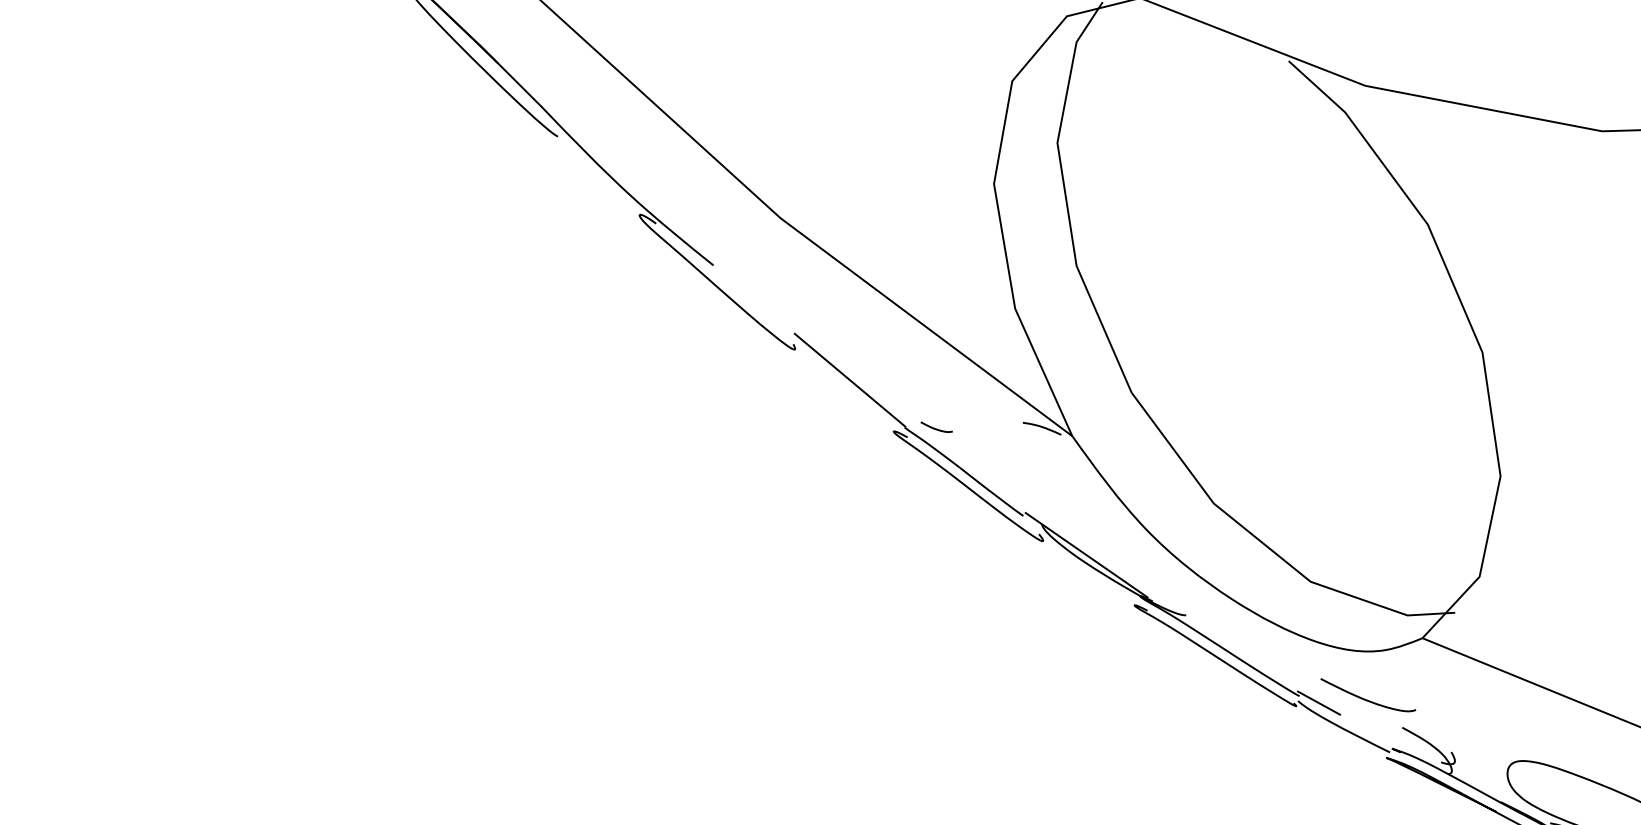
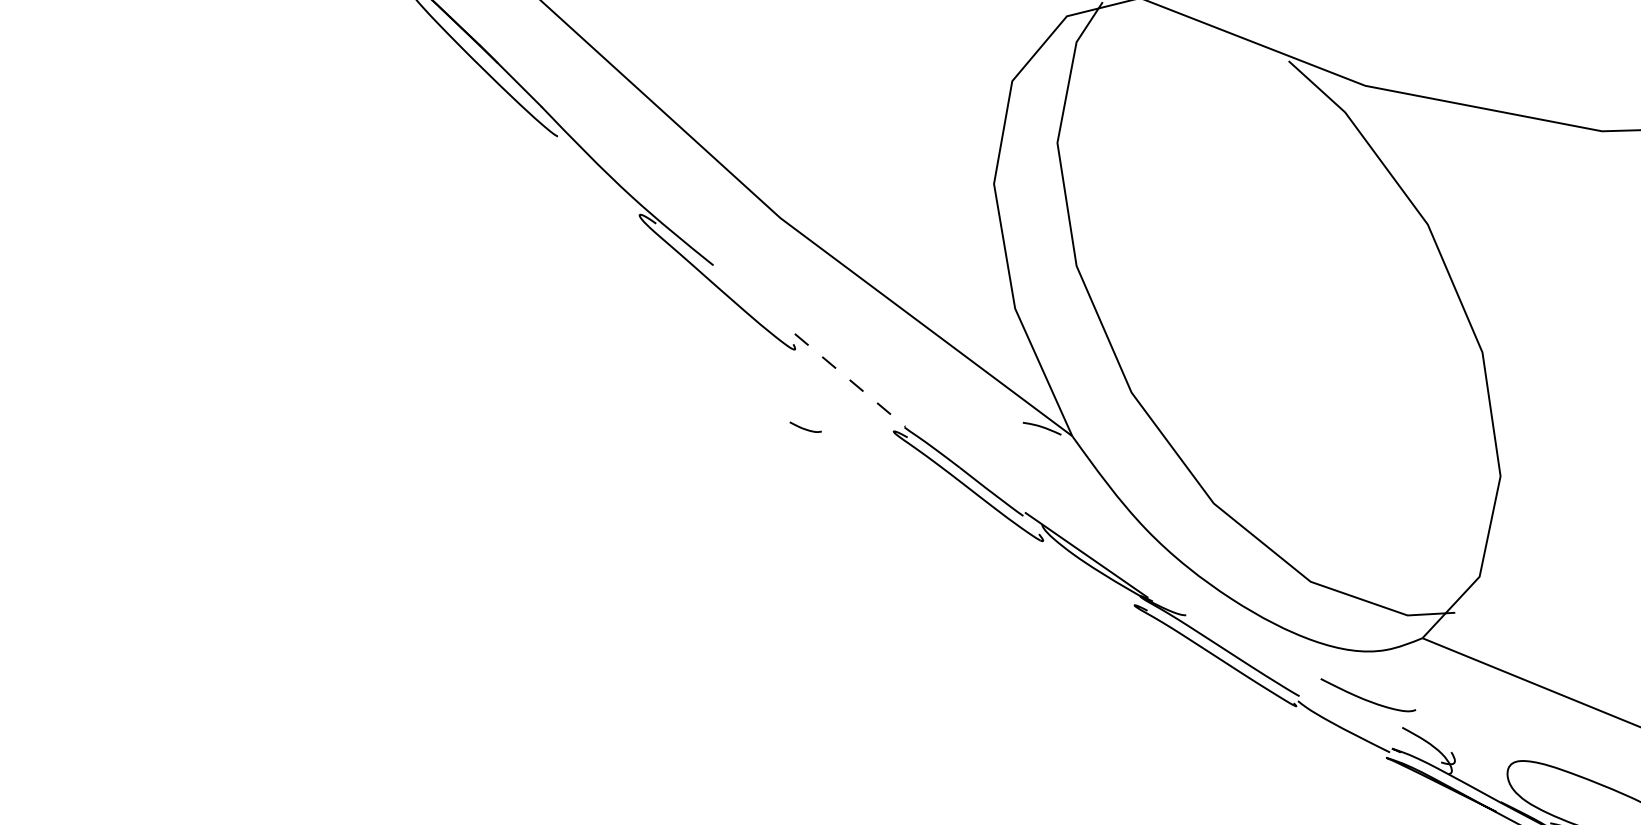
line: solid -> dashed (850, 380)
curve position: (936, 428) -> (805, 428) (805, 428)
line: present -> none (1318, 702)
